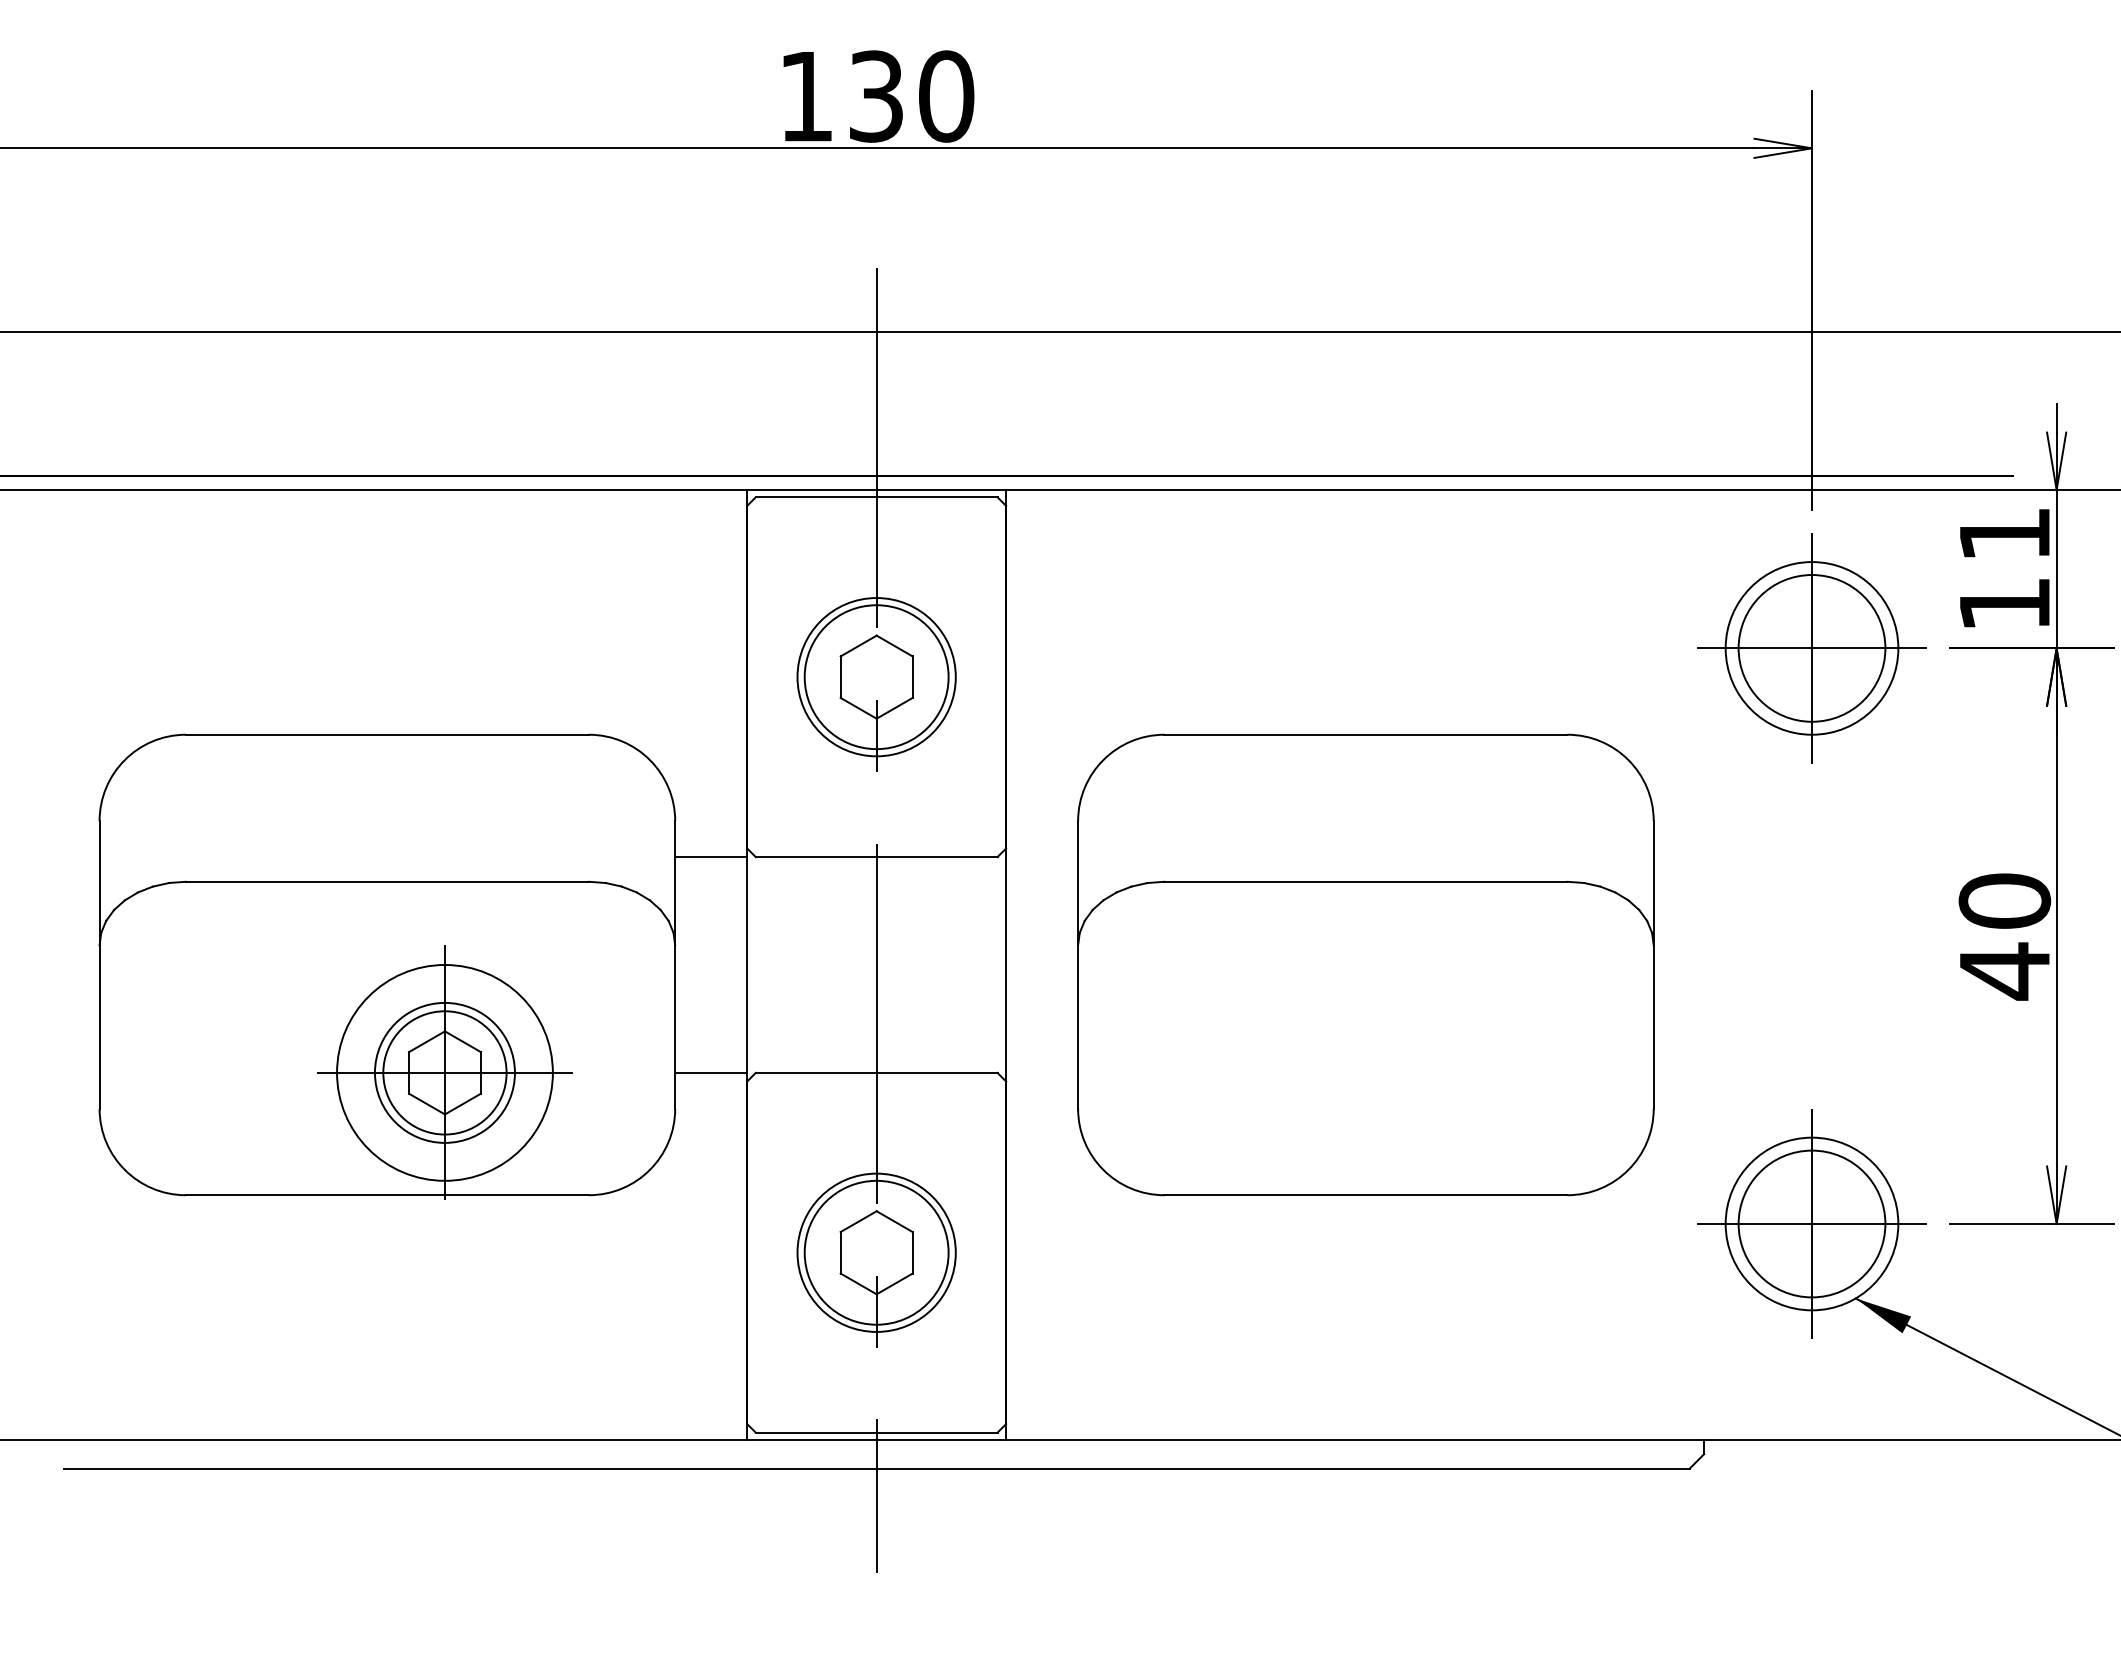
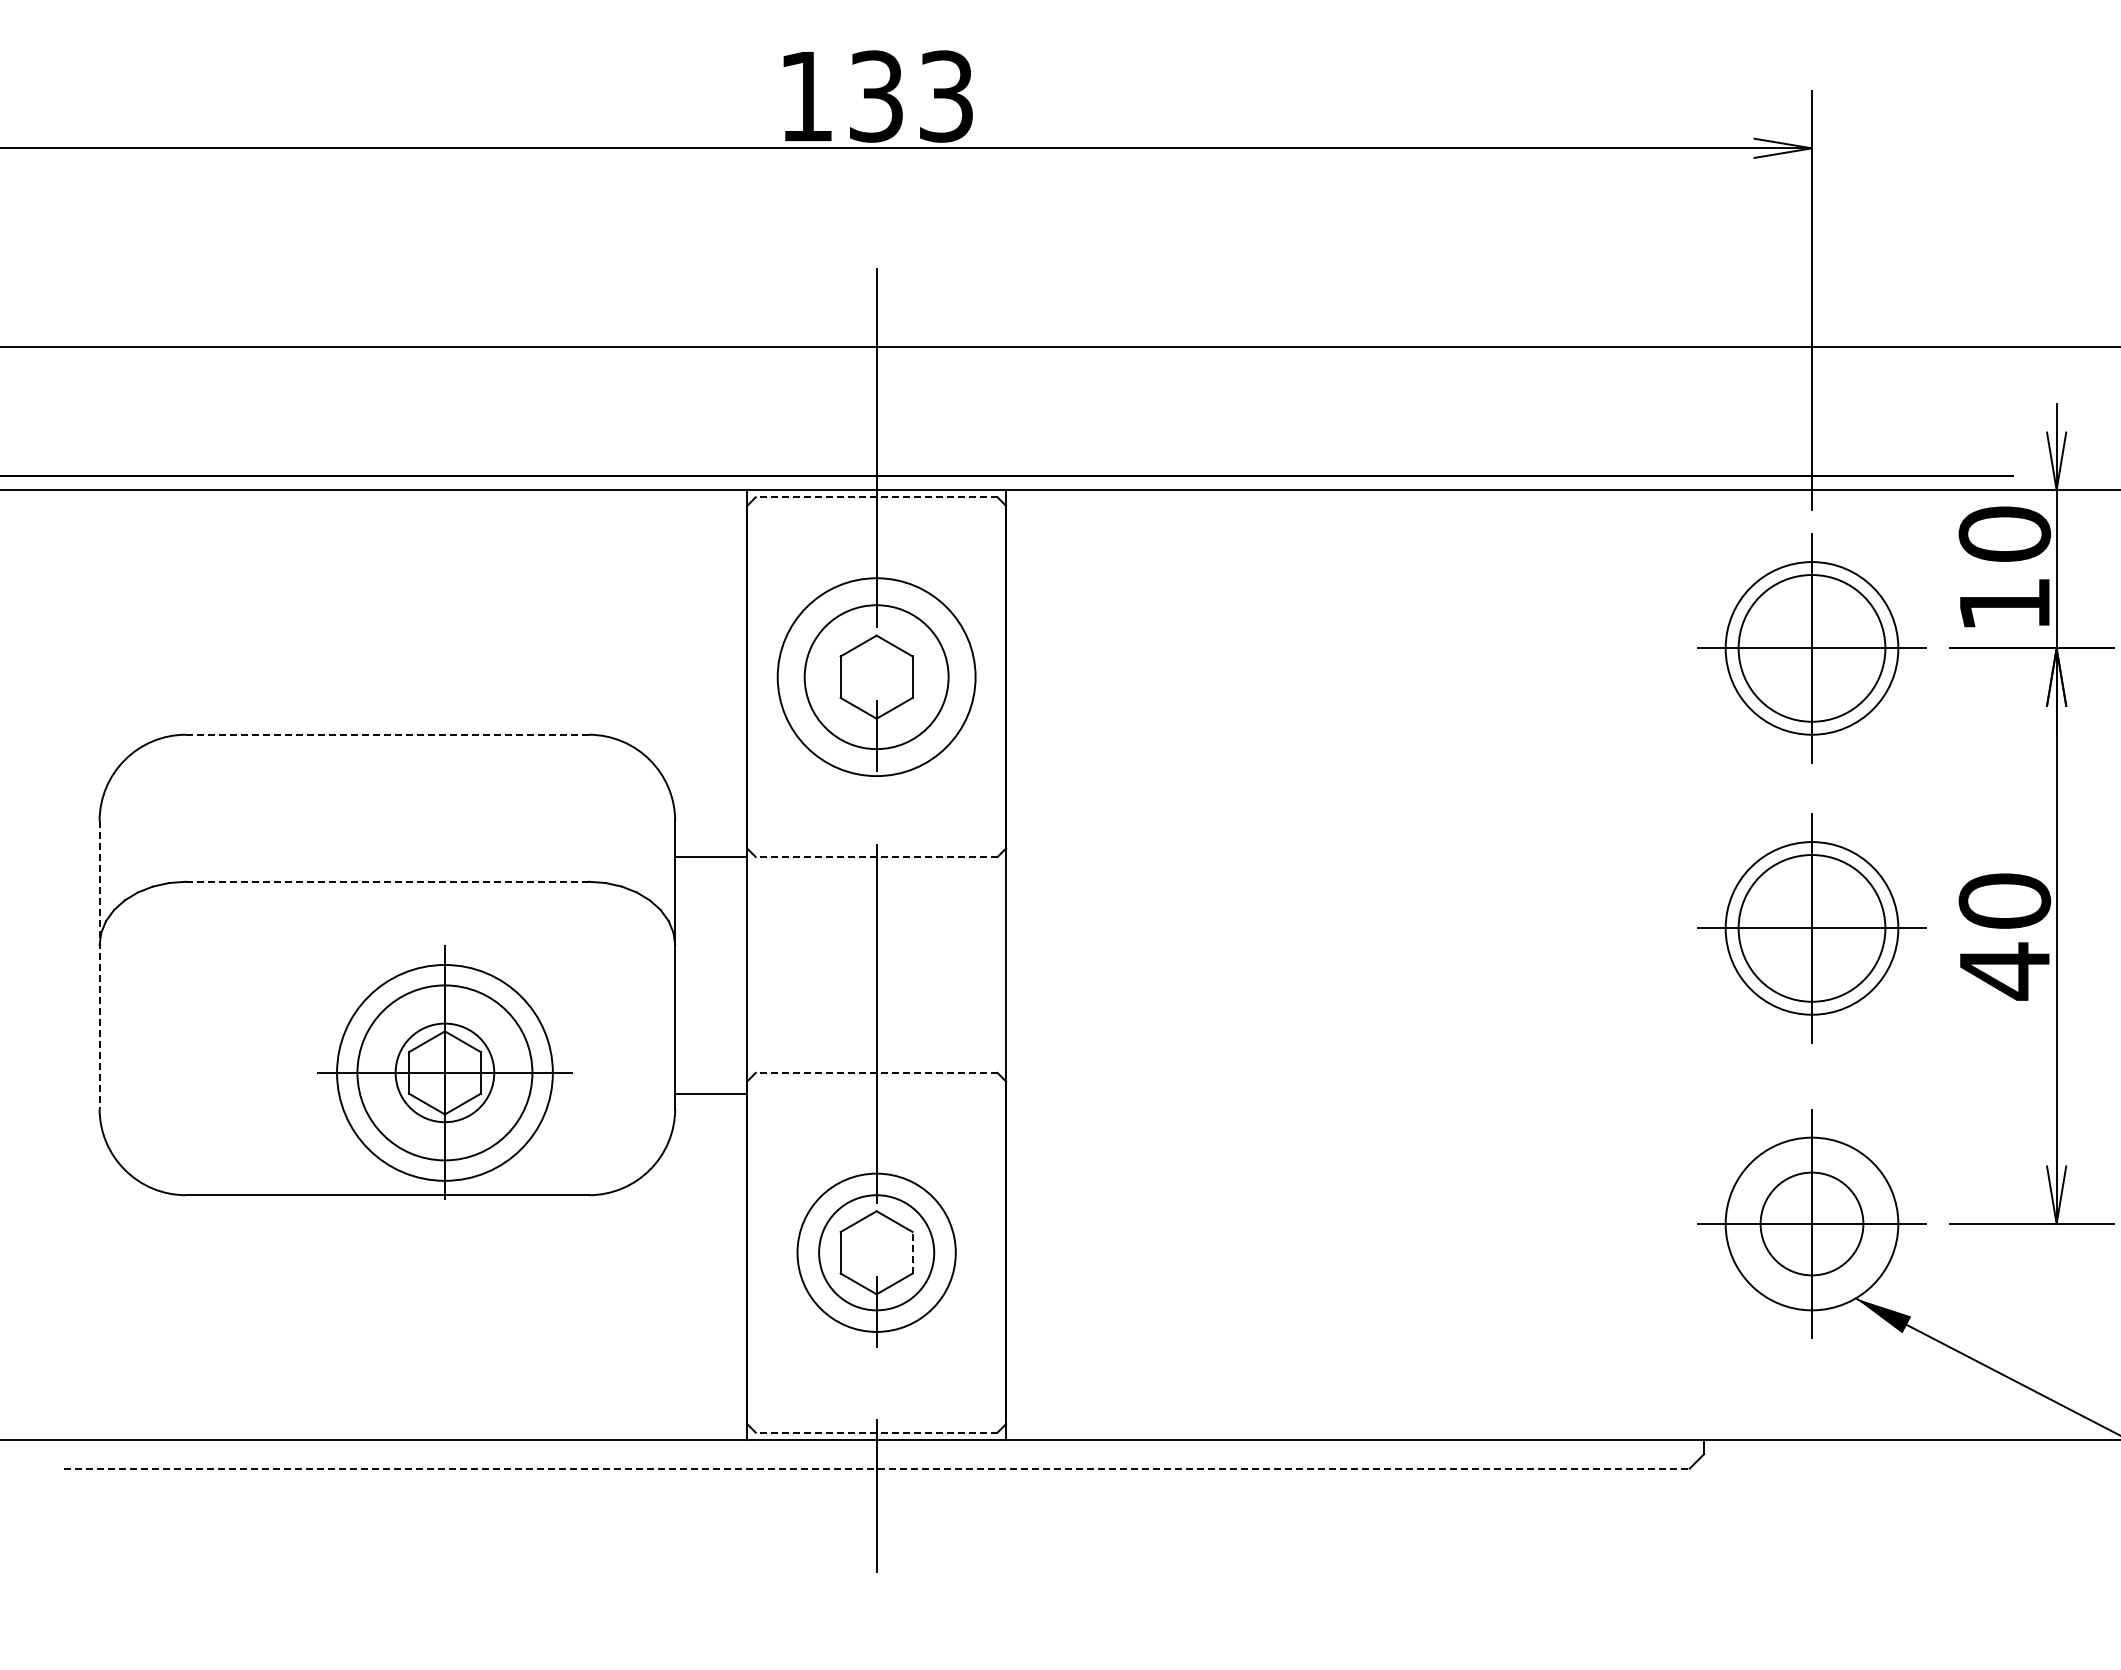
text: 130 -> 133 (946, 96)
line position: (1059, 331) -> (1059, 346) (1059, 346)
line: solid -> dashed (876, 497)
text: 11 -> 10 (2004, 533)
circle diameter: 158 px -> 198 px (876, 677)
line: solid -> dashed (386, 734)
line: solid -> dashed (876, 857)
line: solid -> dashed (387, 881)
part: none -> present (1811, 928)
line: solid -> dashed (99, 964)
part: present -> none (1365, 964)
circle diameter: 123 px -> 99 px (444, 1072)
circle diameter: 140 px -> 175 px (444, 1072)
line position: (711, 1072) -> (711, 1093) (711, 1093)
line: solid -> dashed (876, 1072)
circle diameter: 147 px -> 103 px (1811, 1223)
circle diameter: 144 px -> 115 px (876, 1252)
line: solid -> dashed (912, 1252)
line: solid -> dashed (876, 1432)
line: solid -> dashed (877, 1468)
